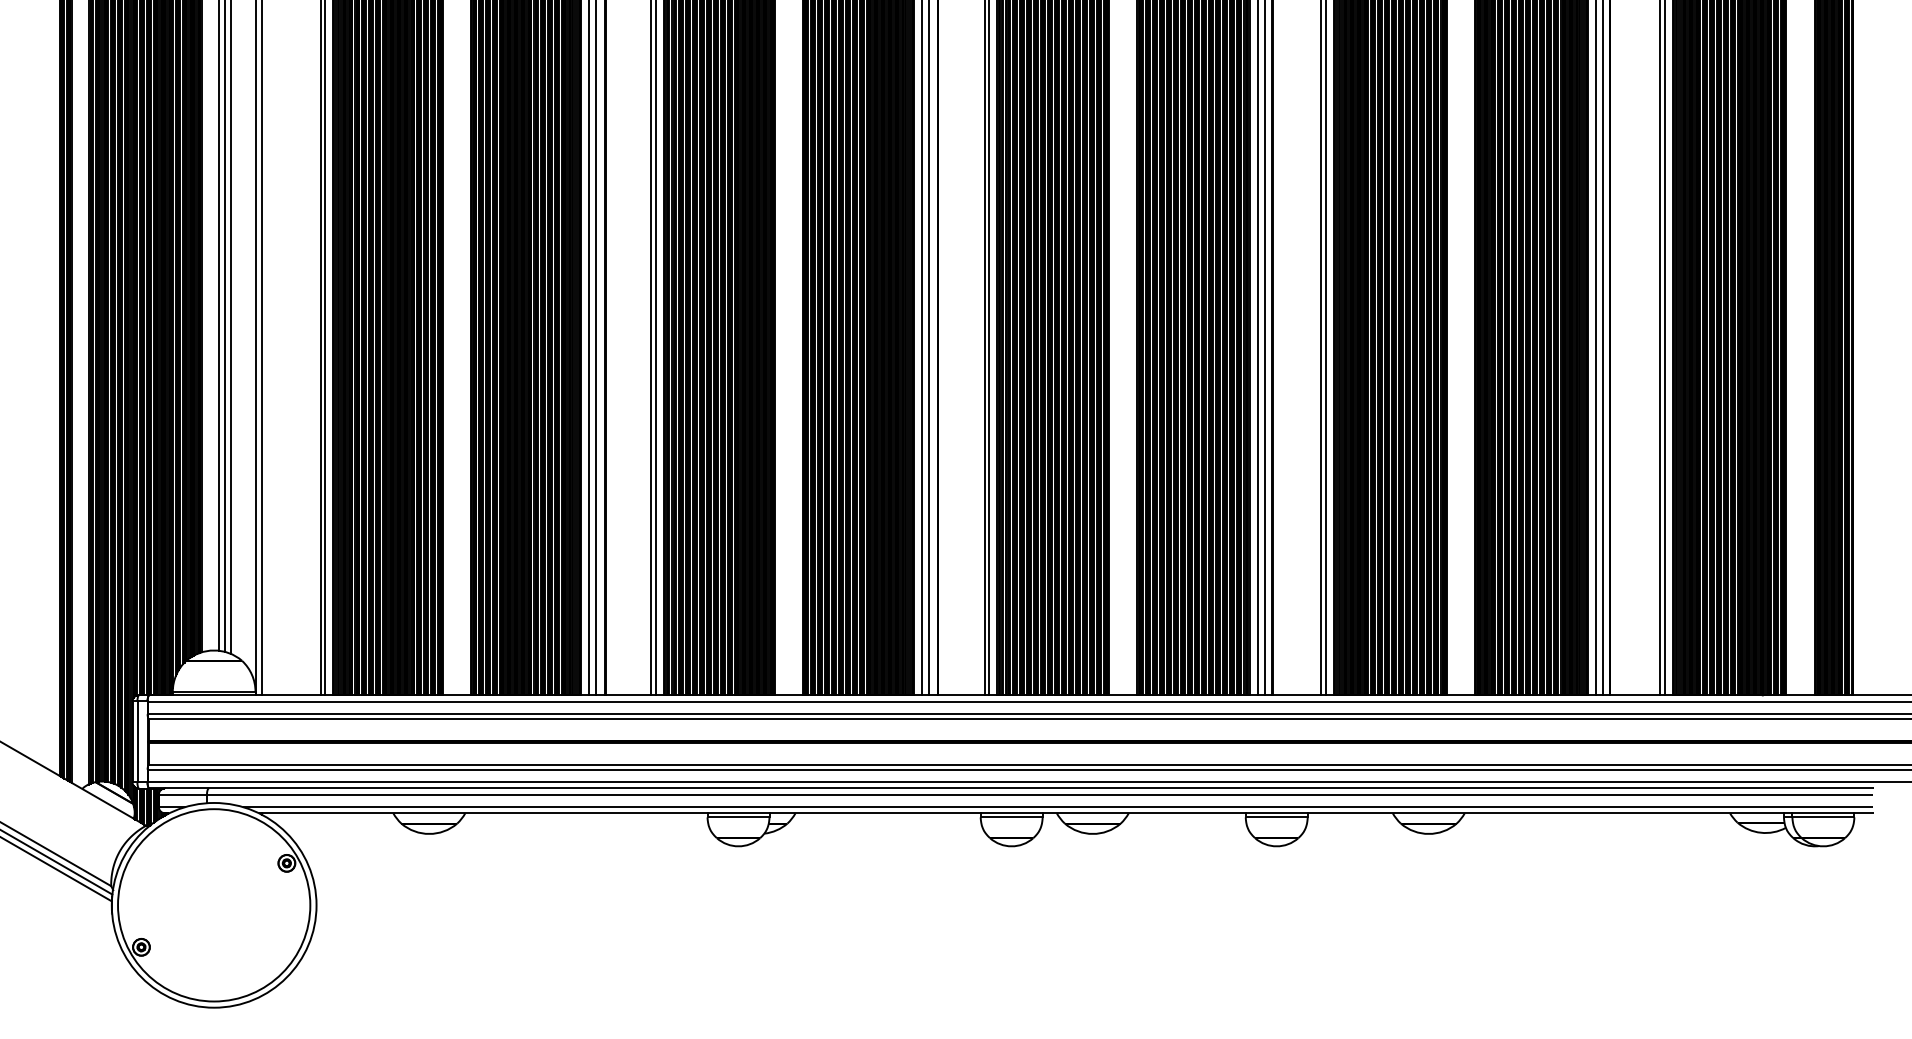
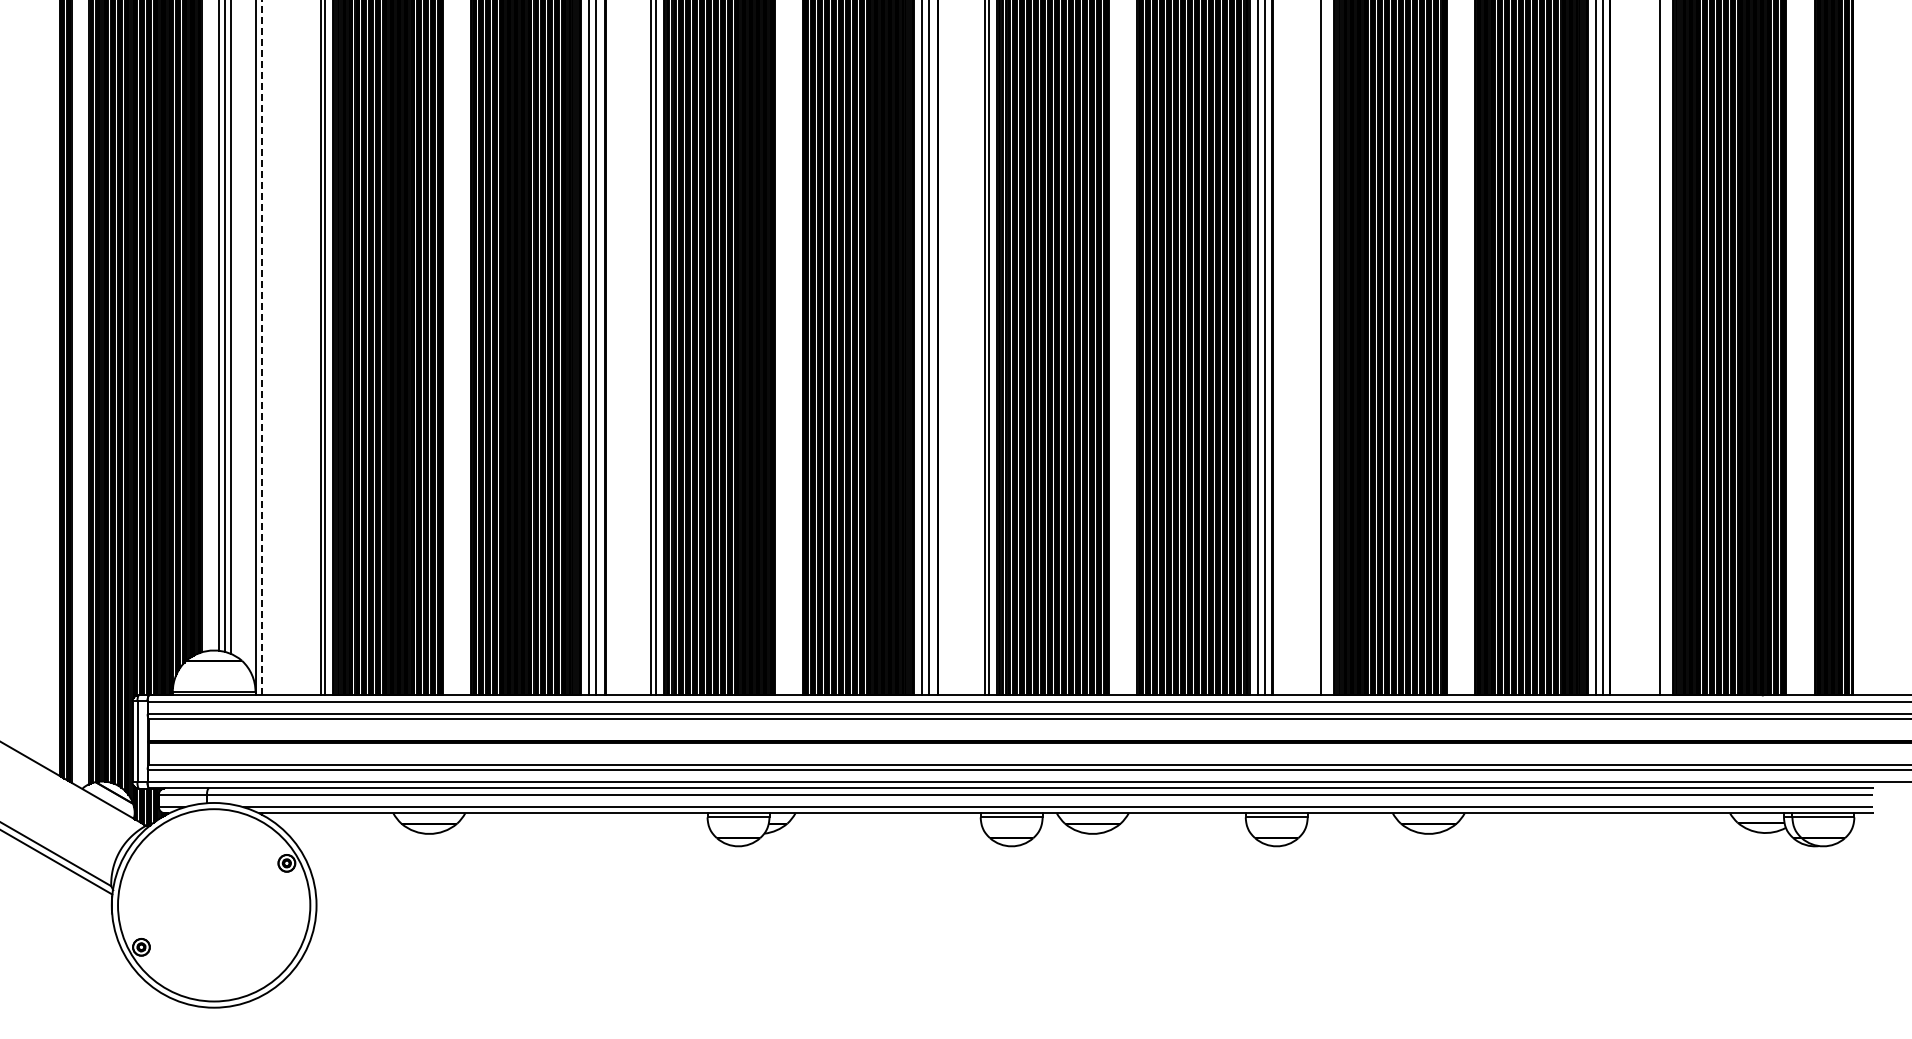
line: solid -> dashed (262, 347)
line: present -> none (1325, 348)
line: present -> none (1664, 348)
line: present -> none (56, 869)
